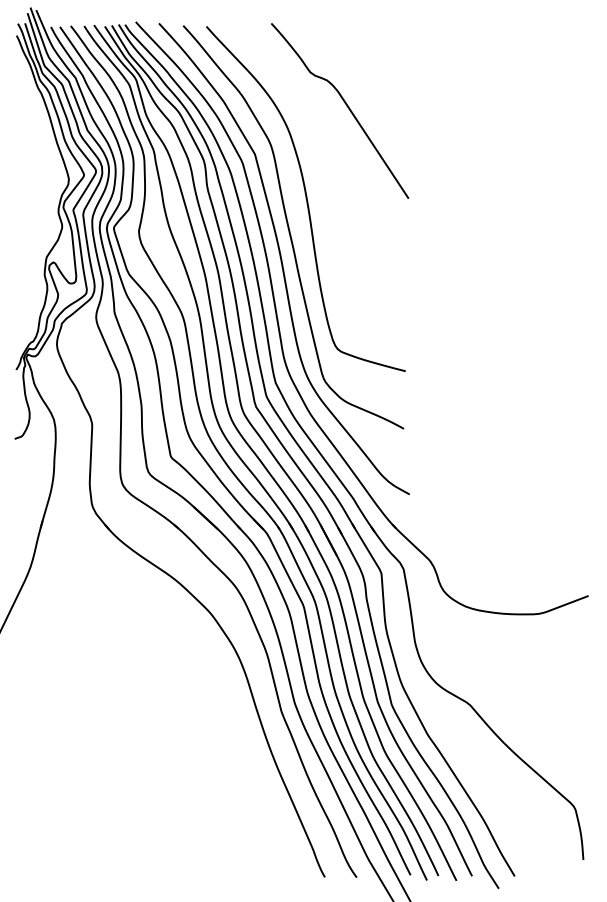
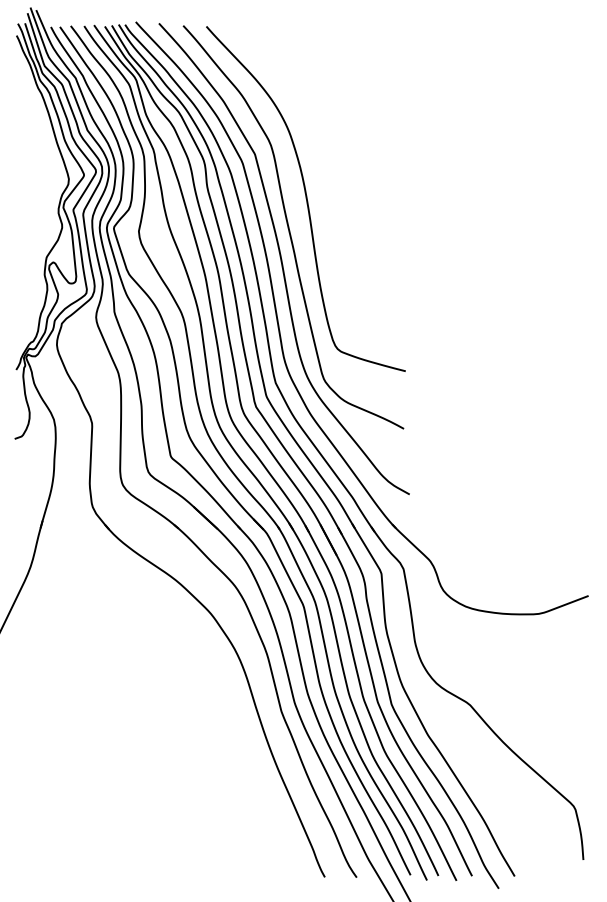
curve: present -> none (346, 106)
